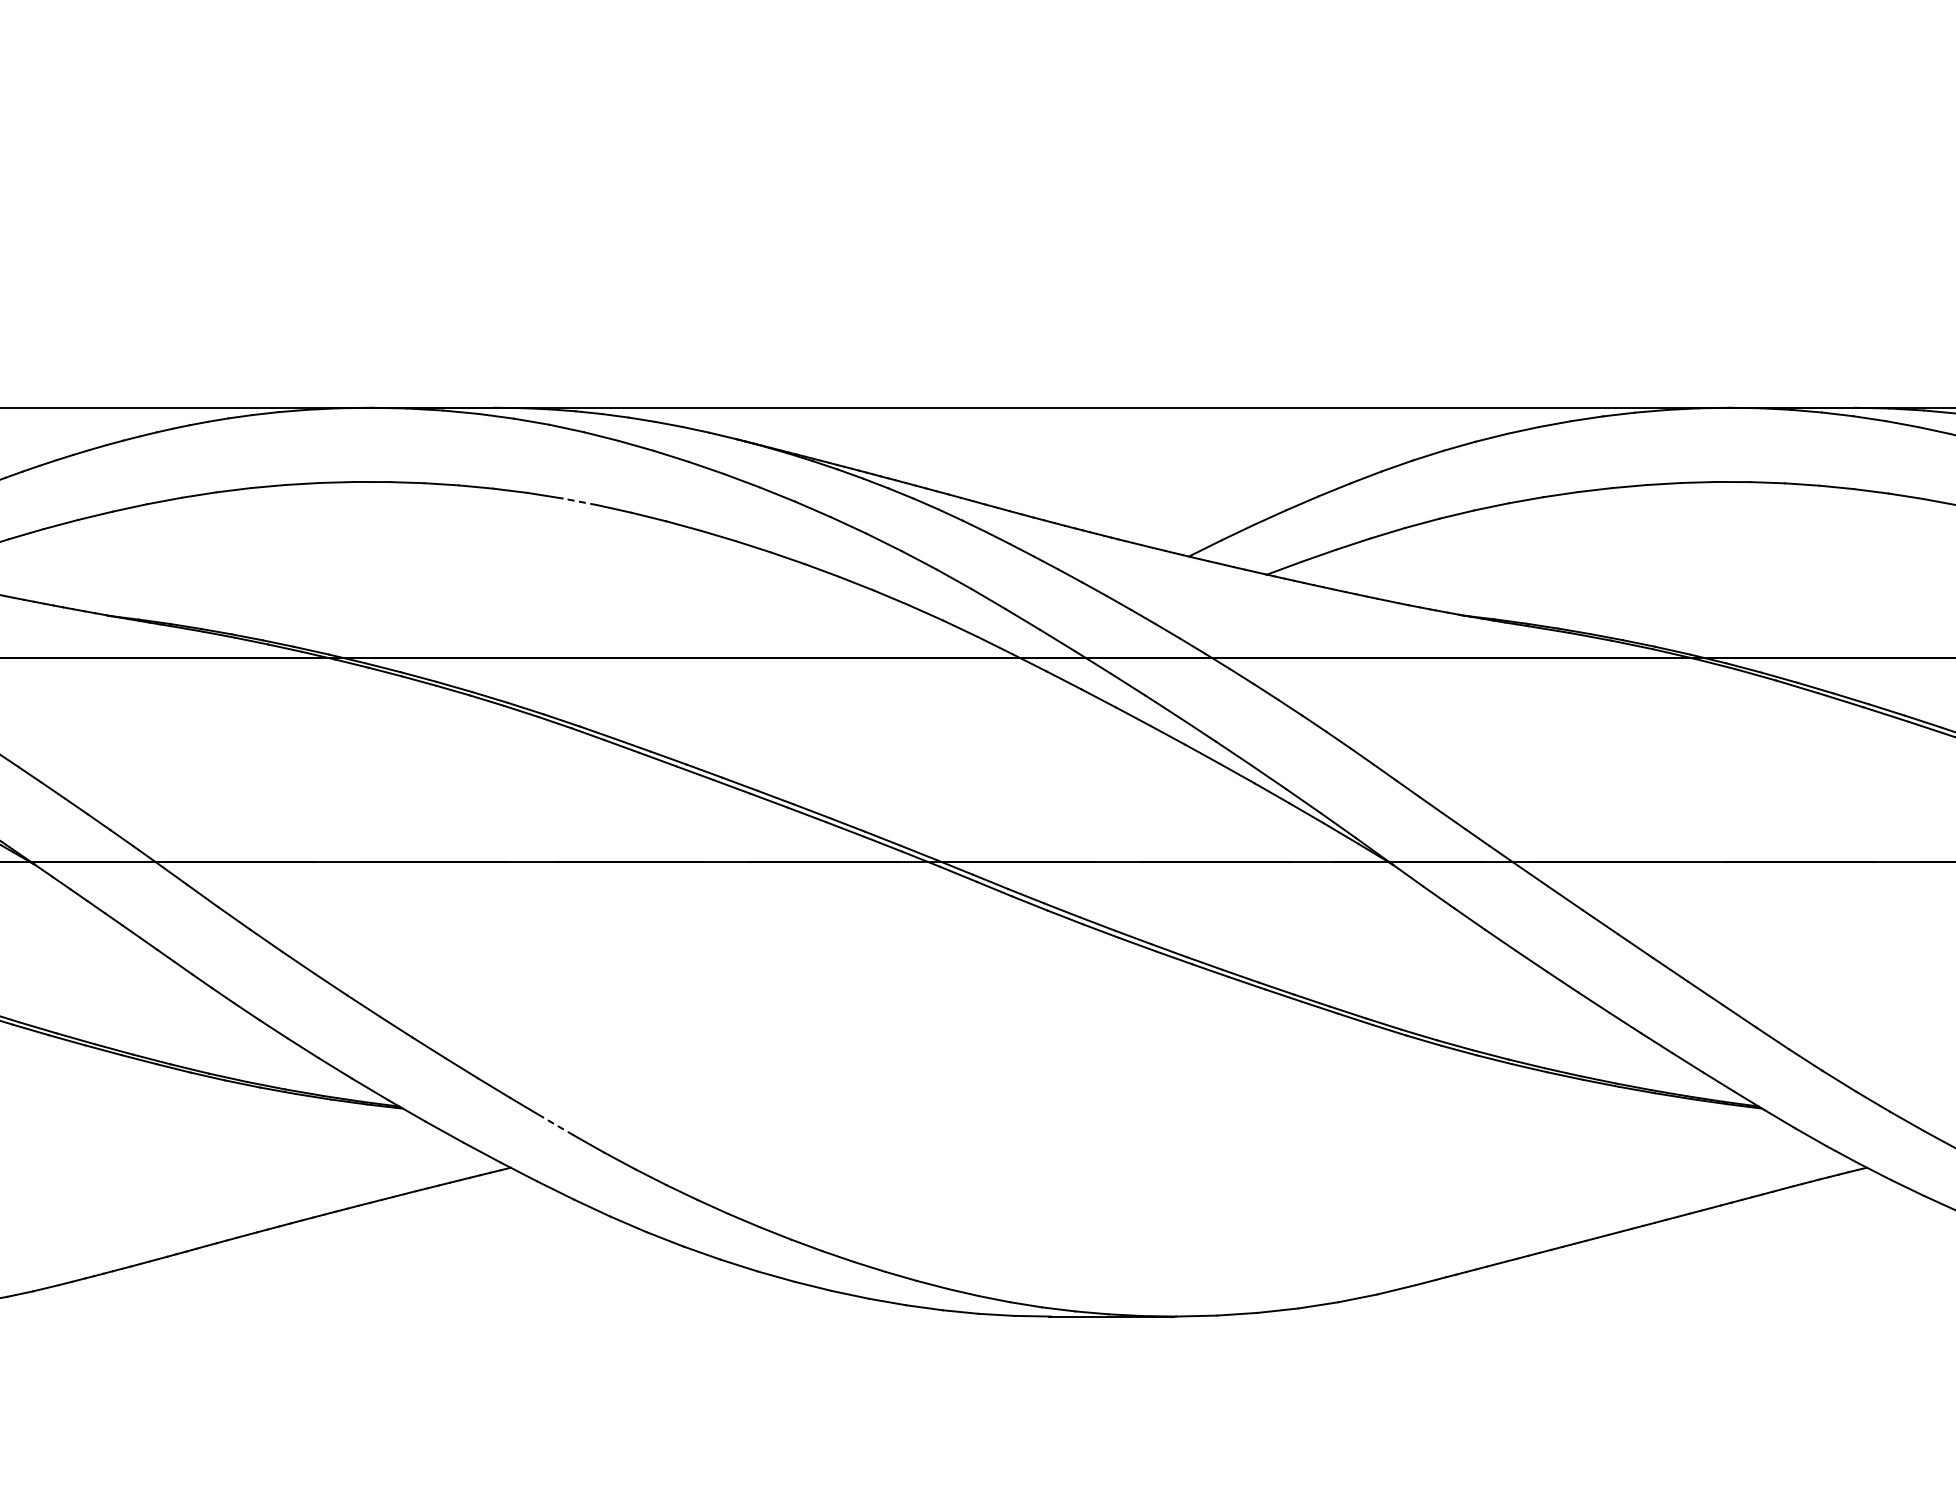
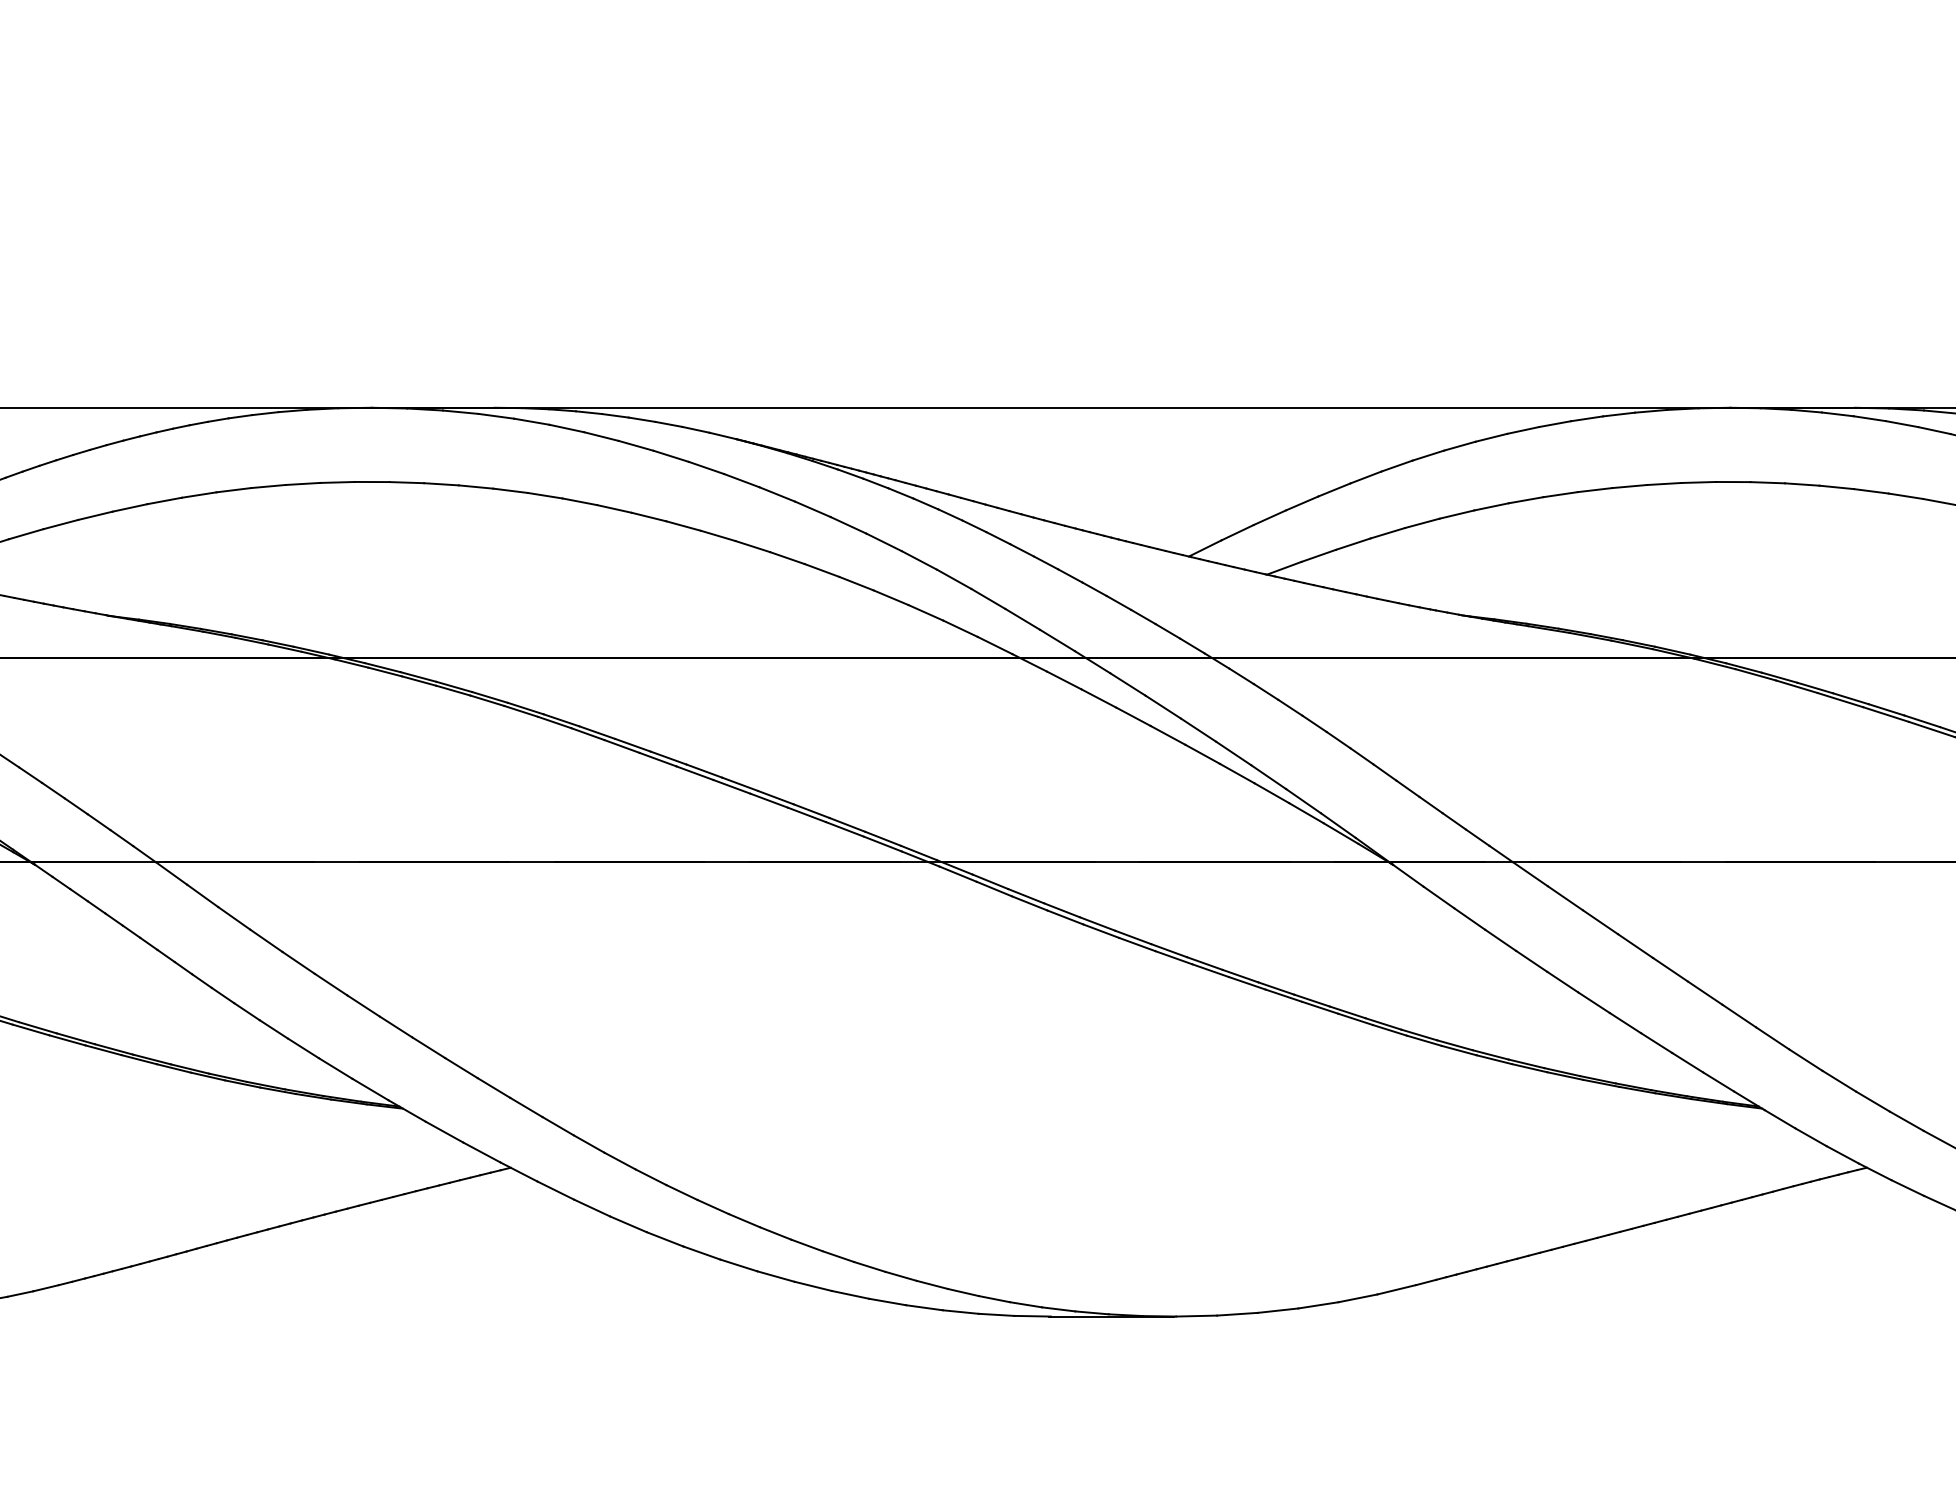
line: dashed -> solid (579, 501)
line: dashed -> solid (557, 1125)
